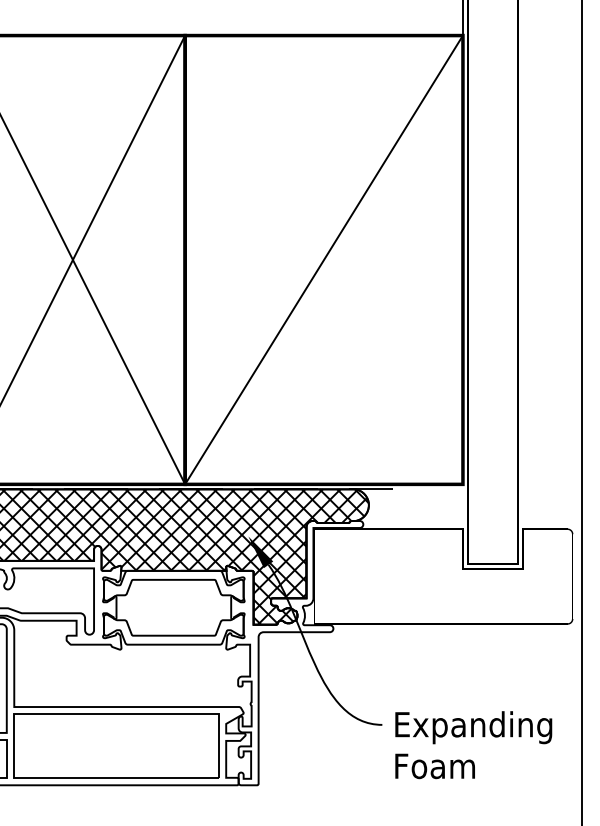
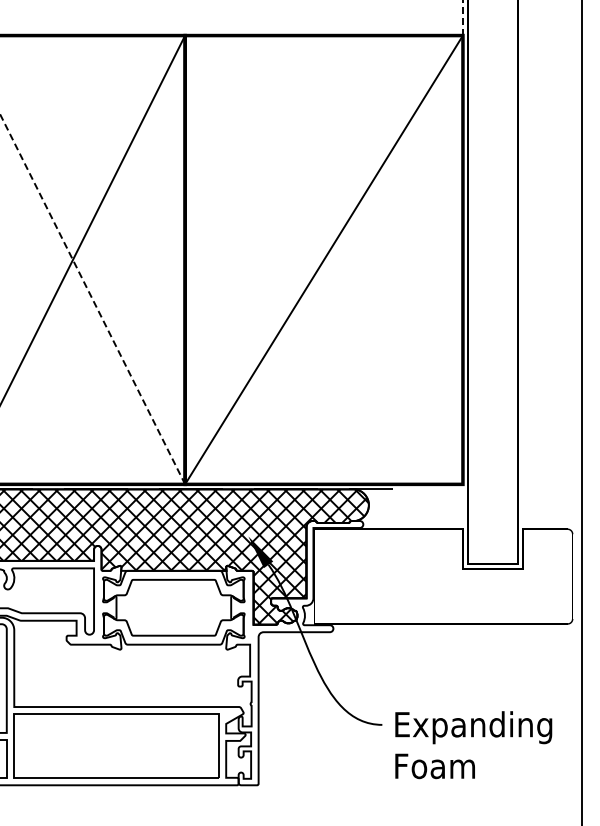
line: solid -> dashed (462, 17)
line: solid -> dashed (92, 299)
